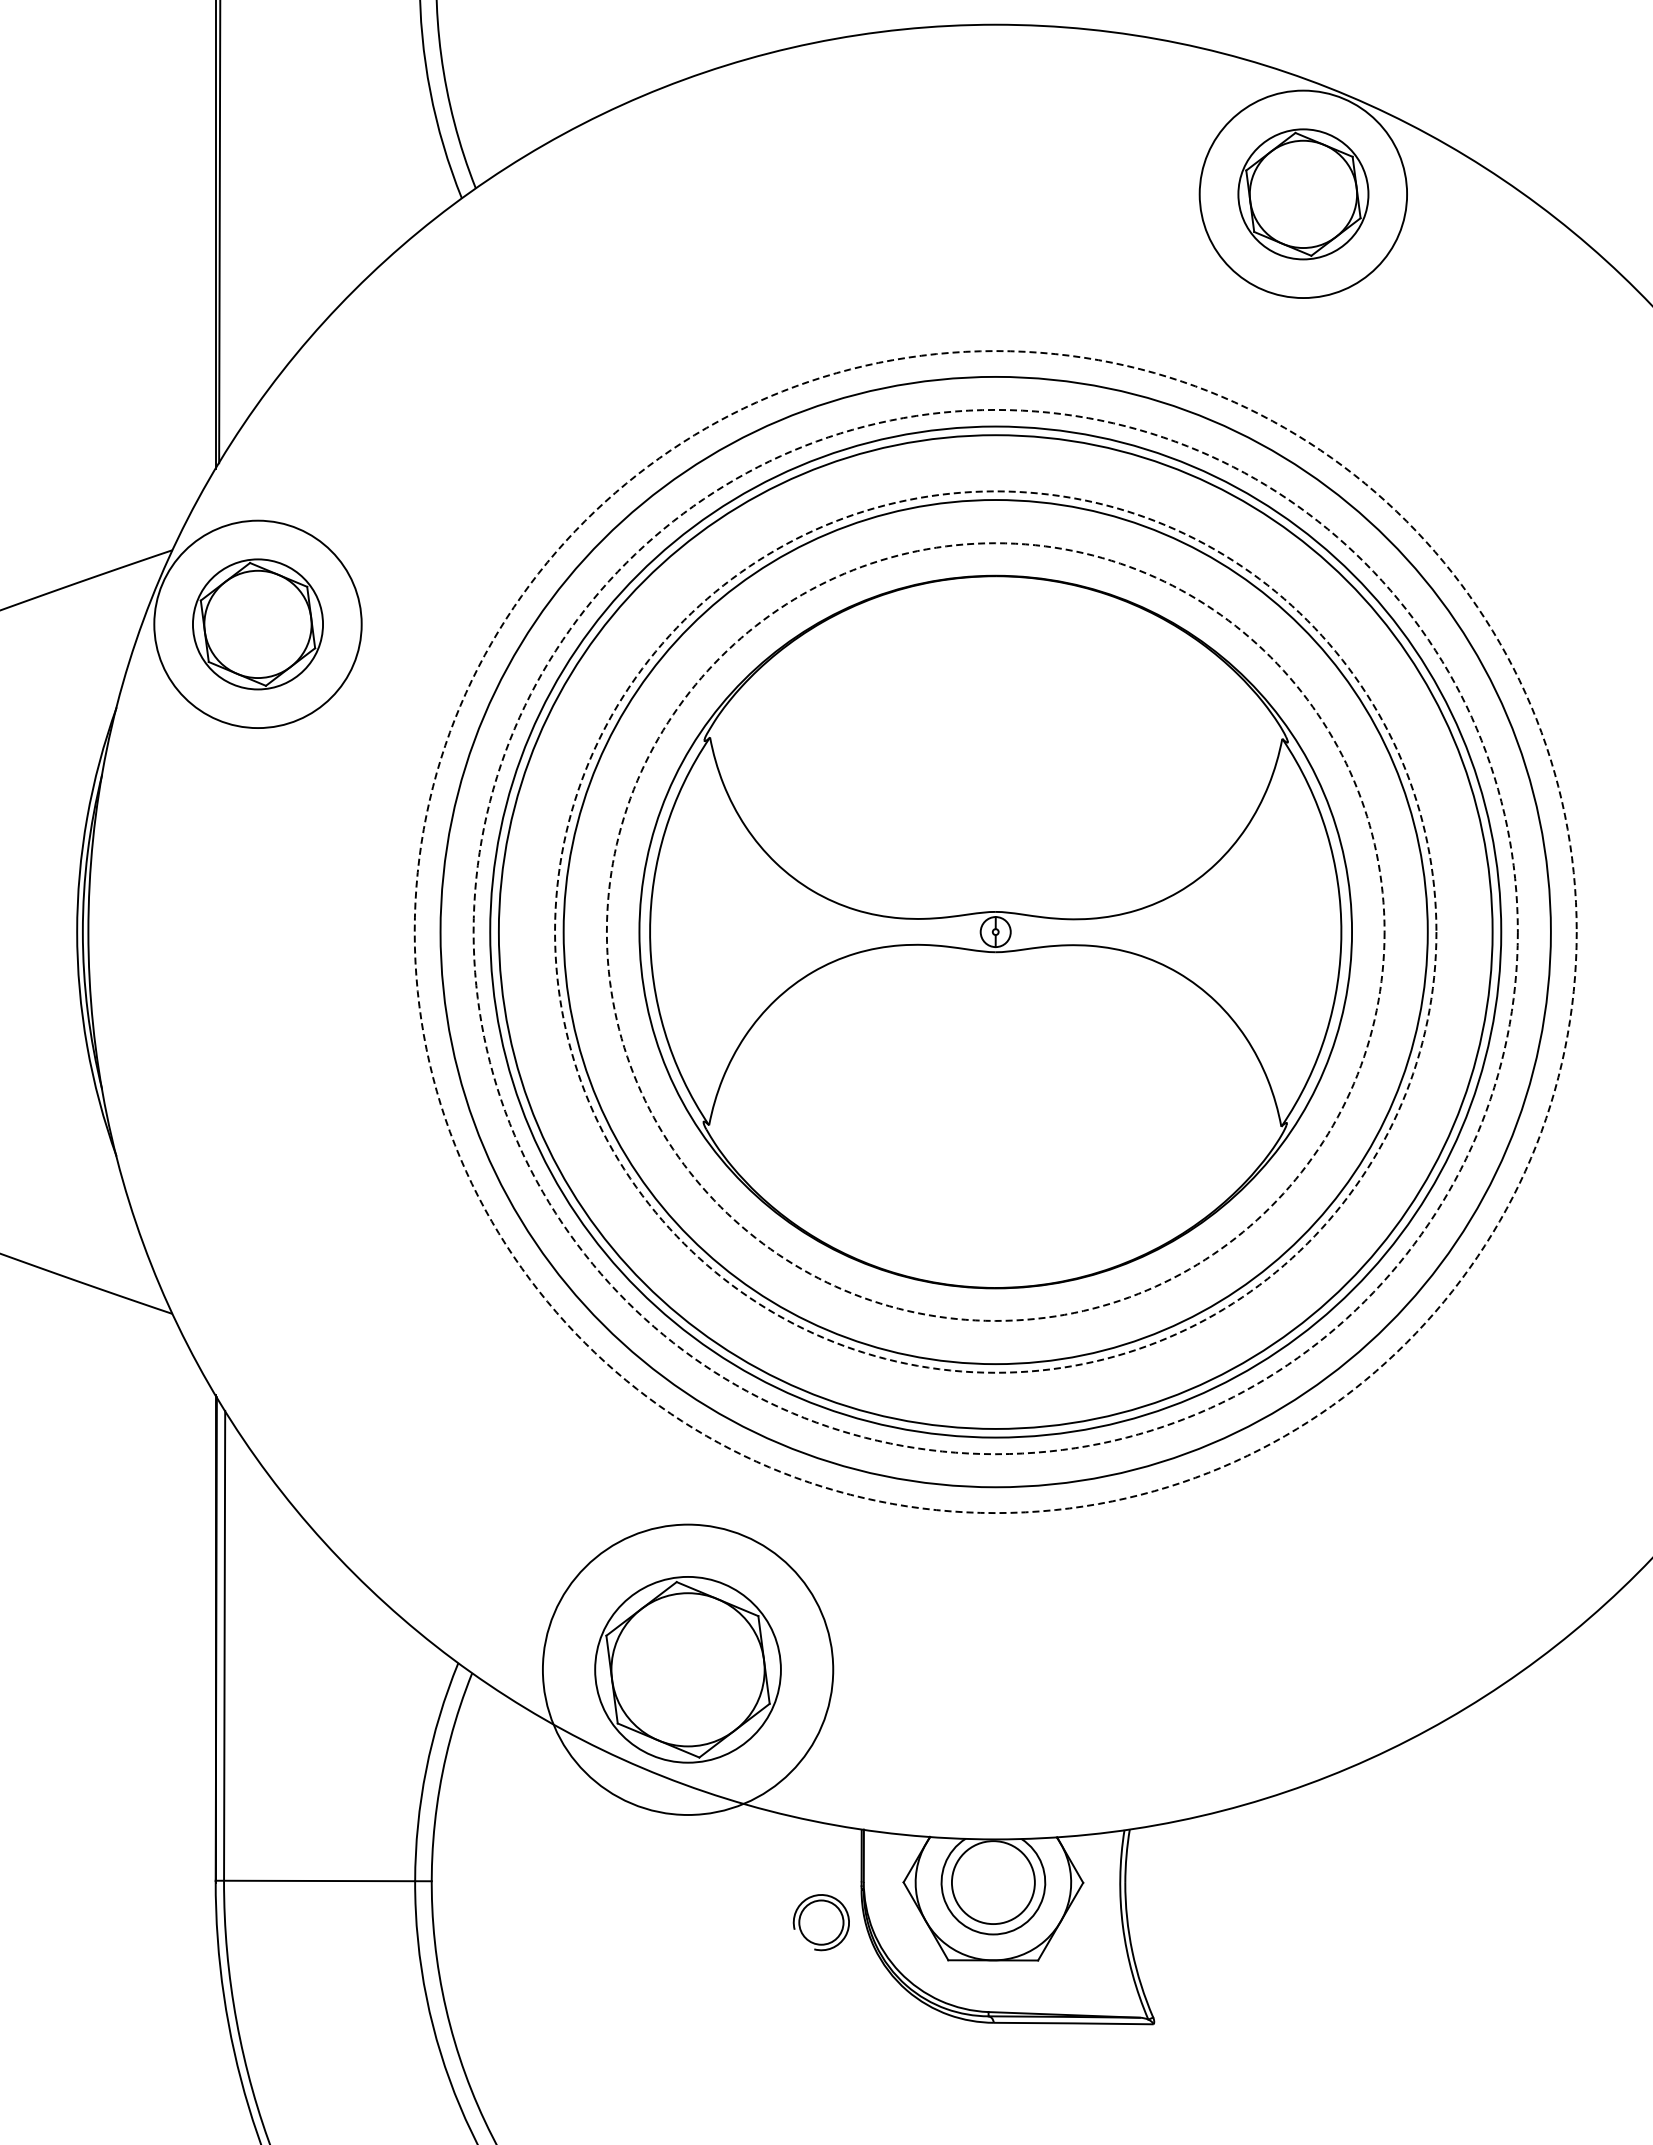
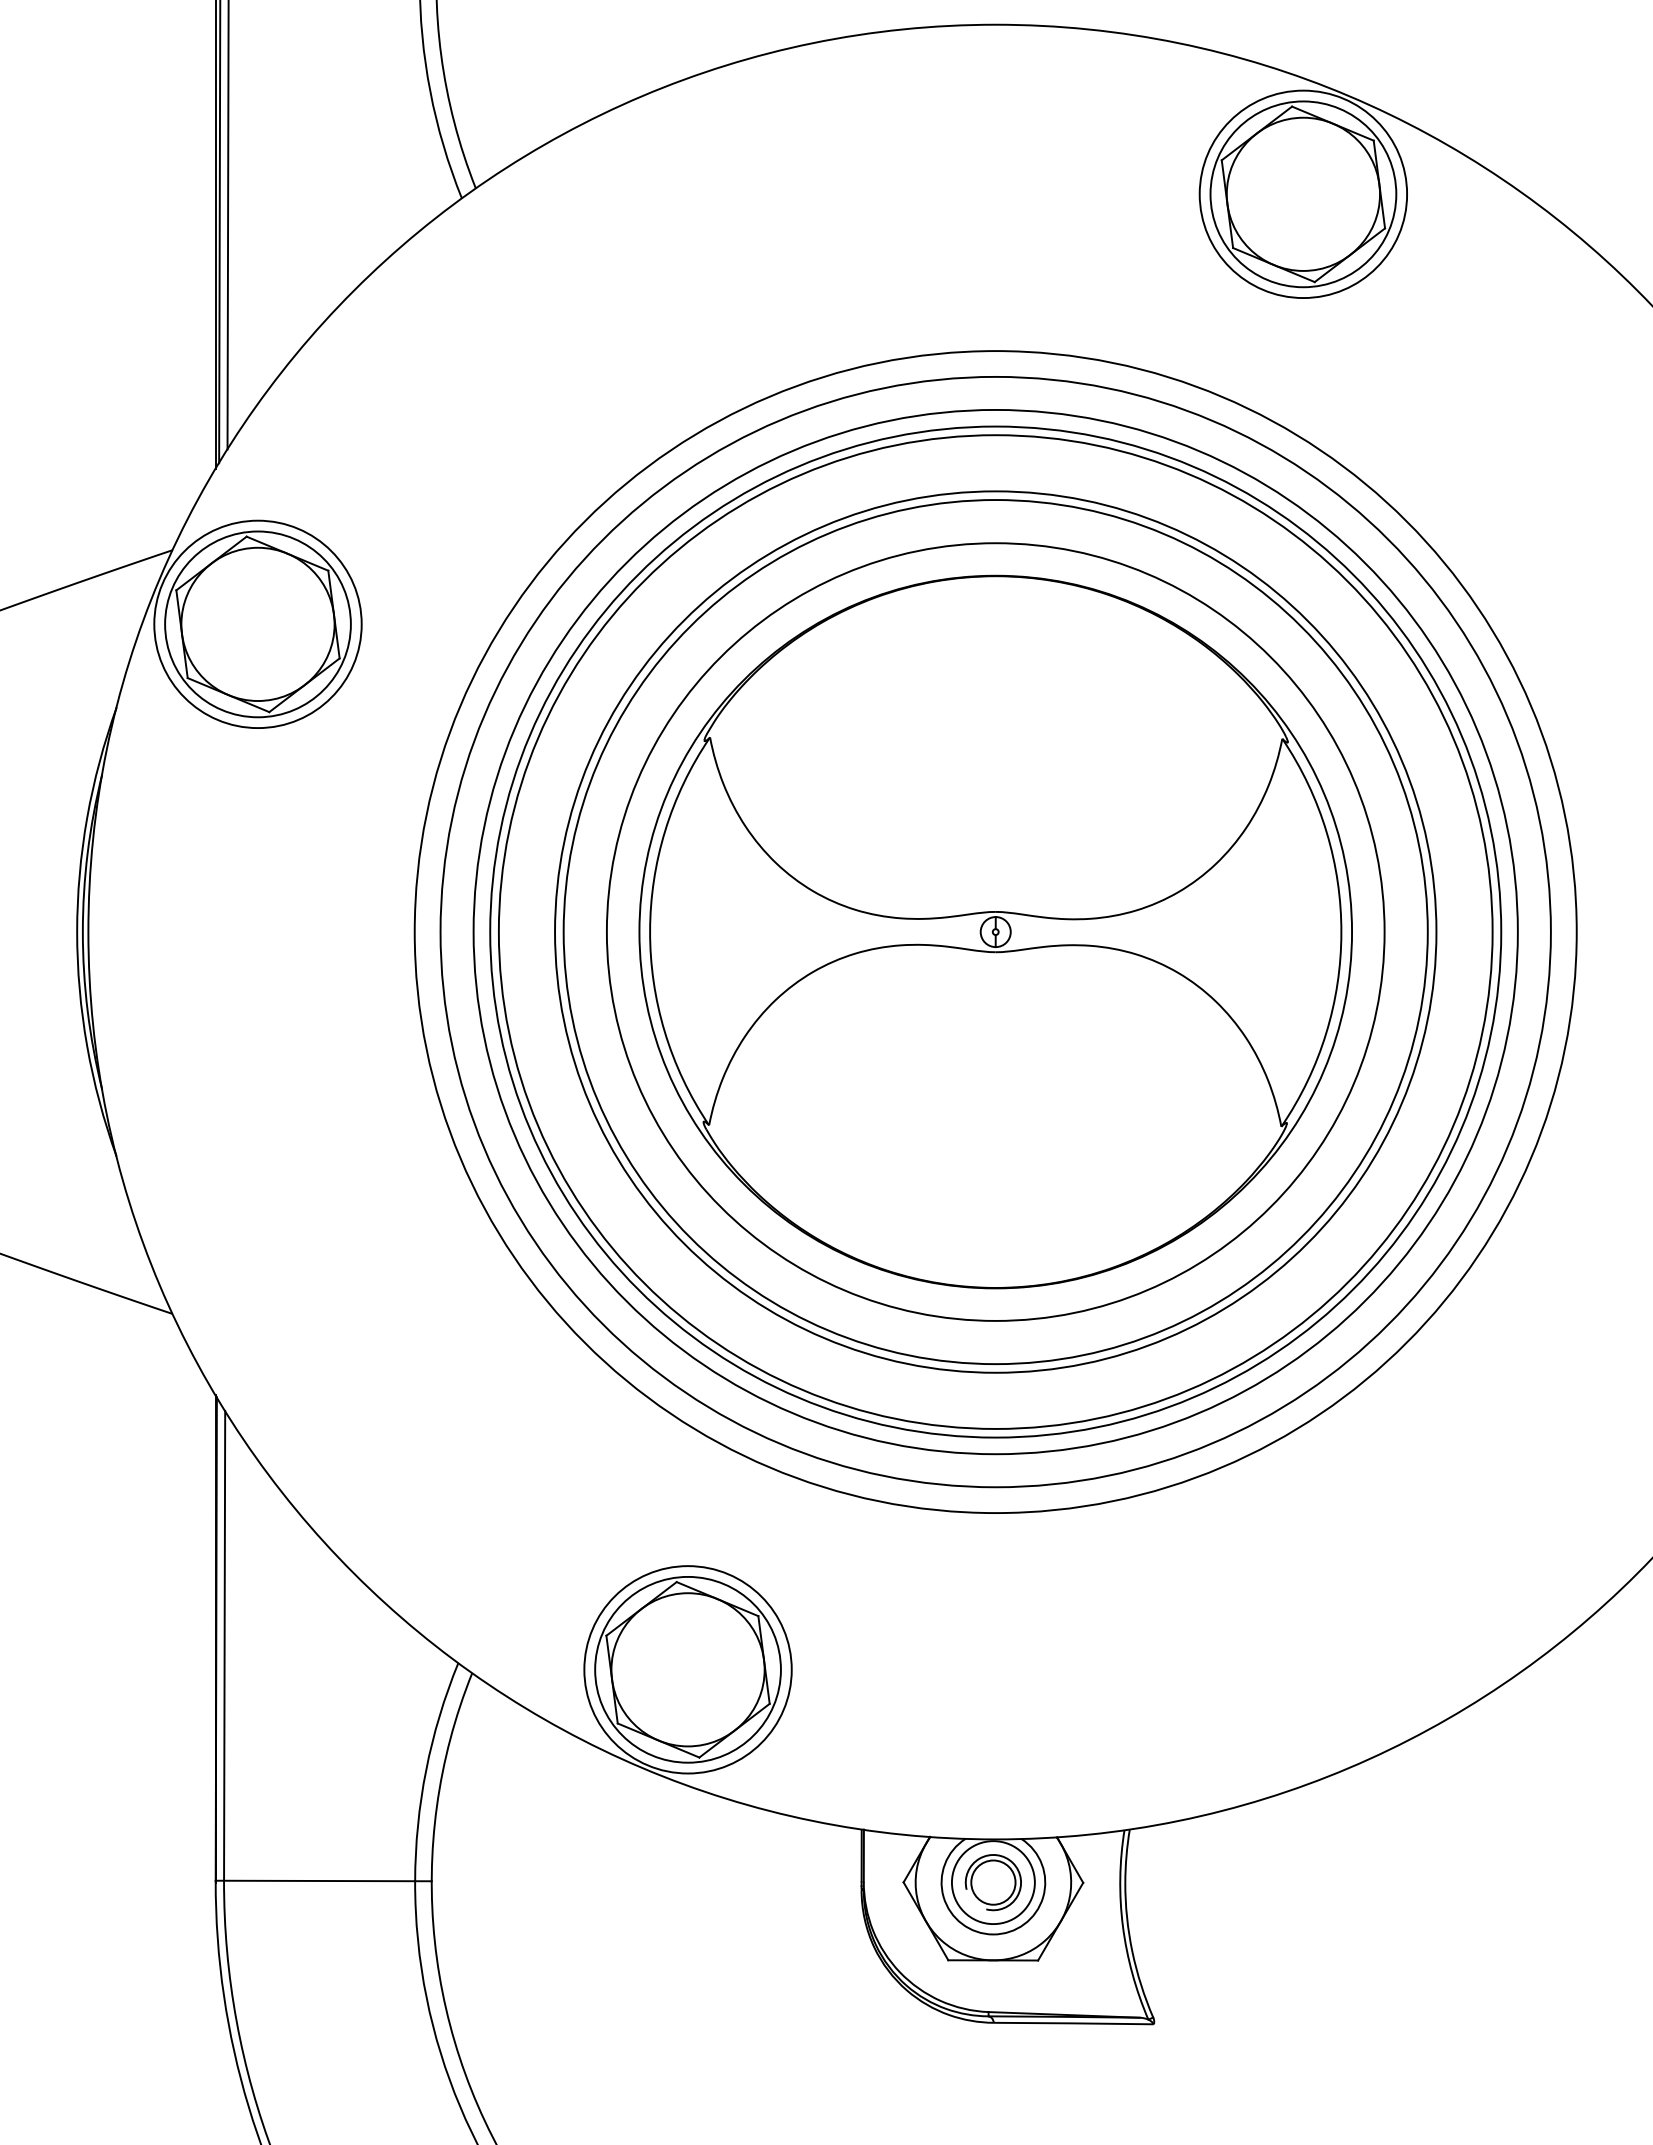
part size: 133x133 px -> 189x189 px (1303, 194)
line: none -> present (227, 225)
part size: 132x133 px -> 188x189 px (257, 624)
circle: dashed -> solid (995, 931)
circle: dashed -> solid (995, 931)
circle: dashed -> solid (995, 931)
circle: dashed -> solid (995, 932)
circle diameter: 290 px -> 207 px (687, 1669)
part position: (820, 1922) -> (992, 1882) (992, 1882)
